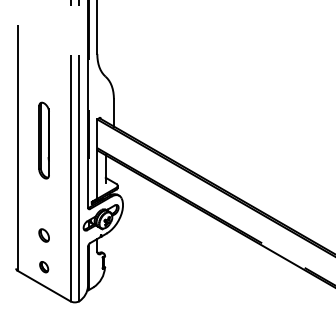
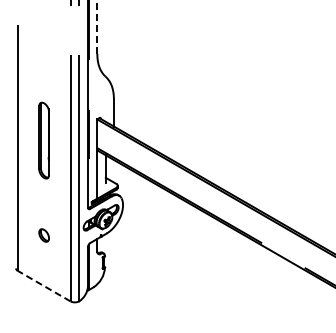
line: solid -> dashed (97, 27)
part: present -> none (44, 267)
line: solid -> dashed (43, 285)
